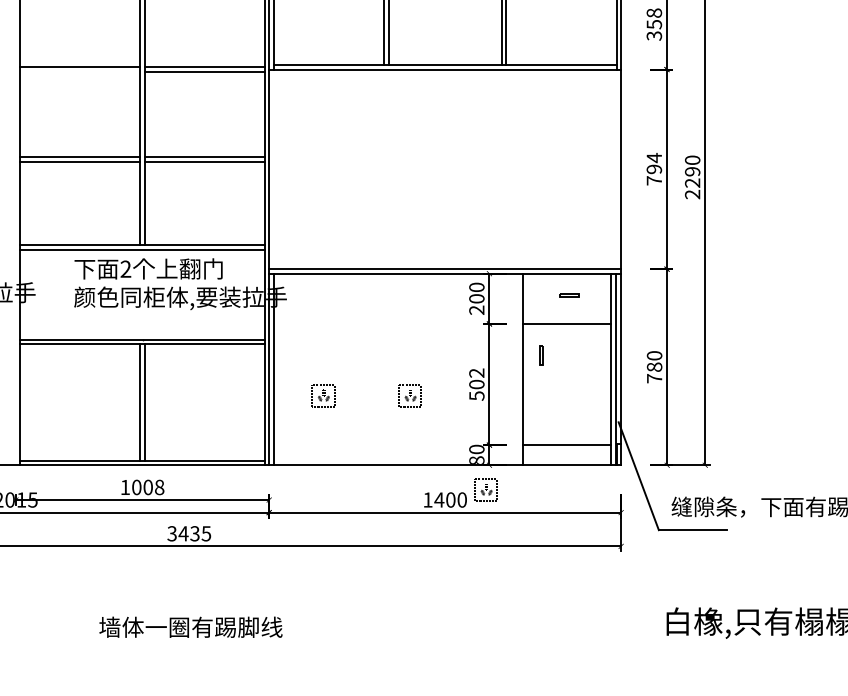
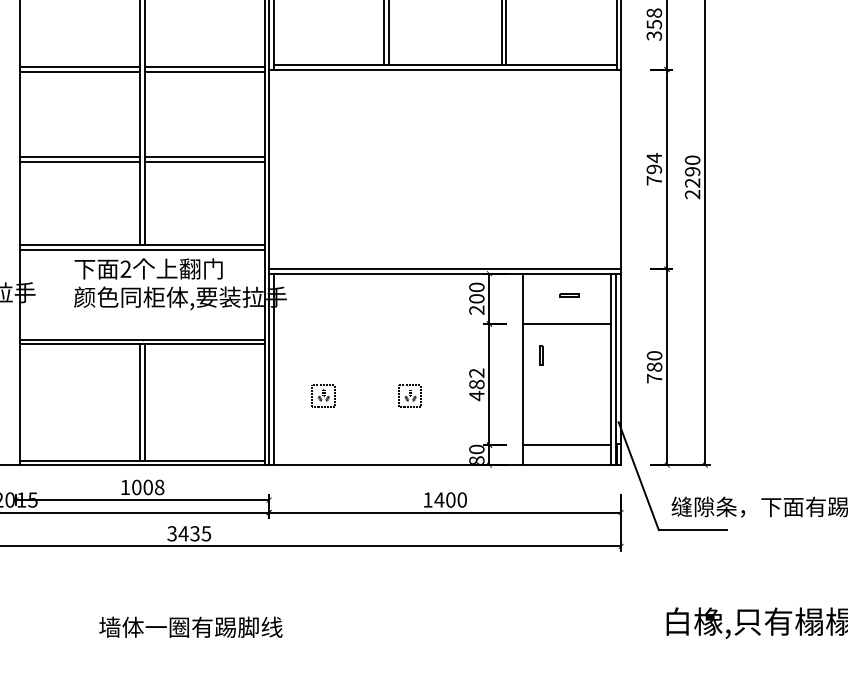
line: none -> present (80, 71)
text: 502 -> 482 (476, 390)
part: present -> none (485, 489)
